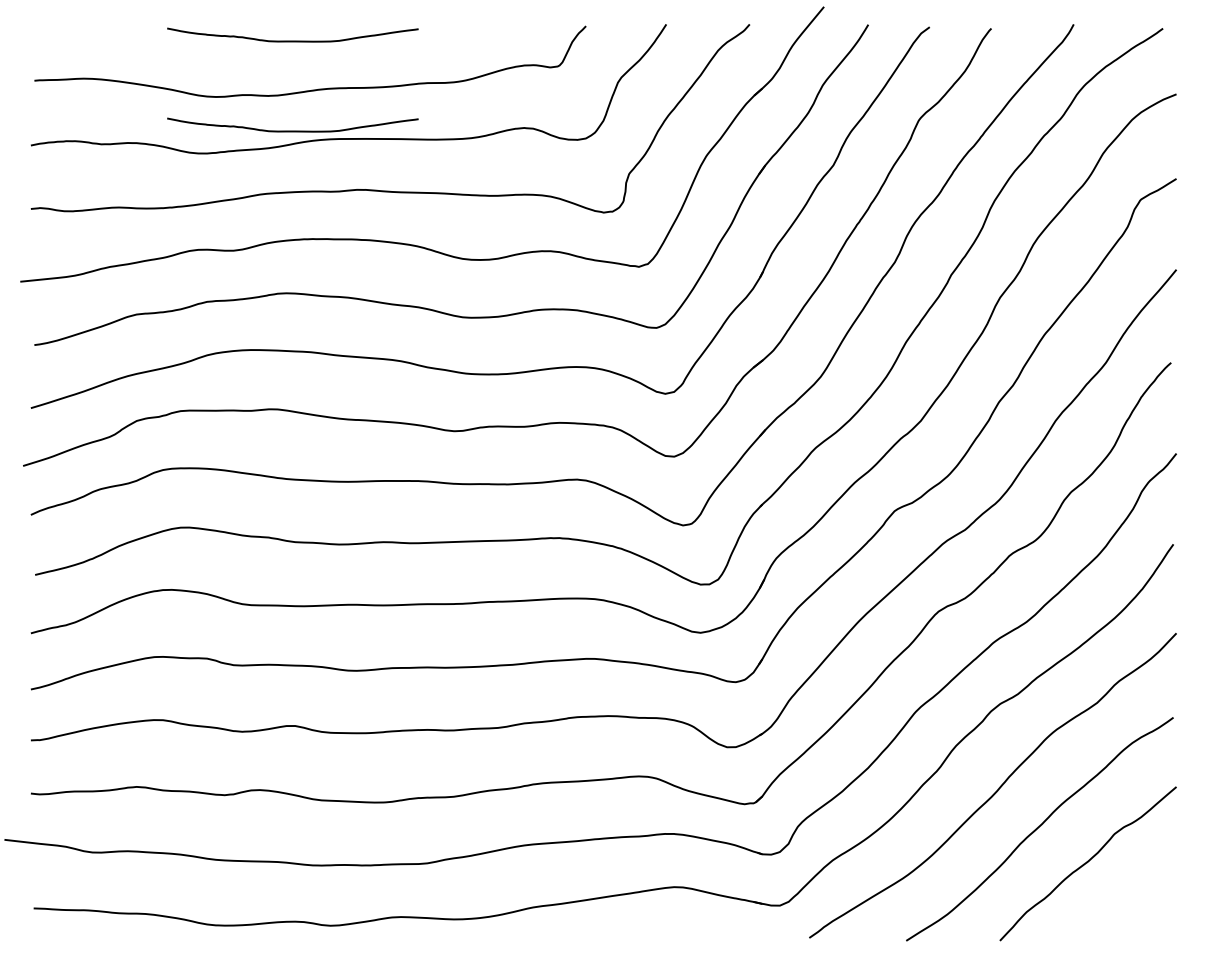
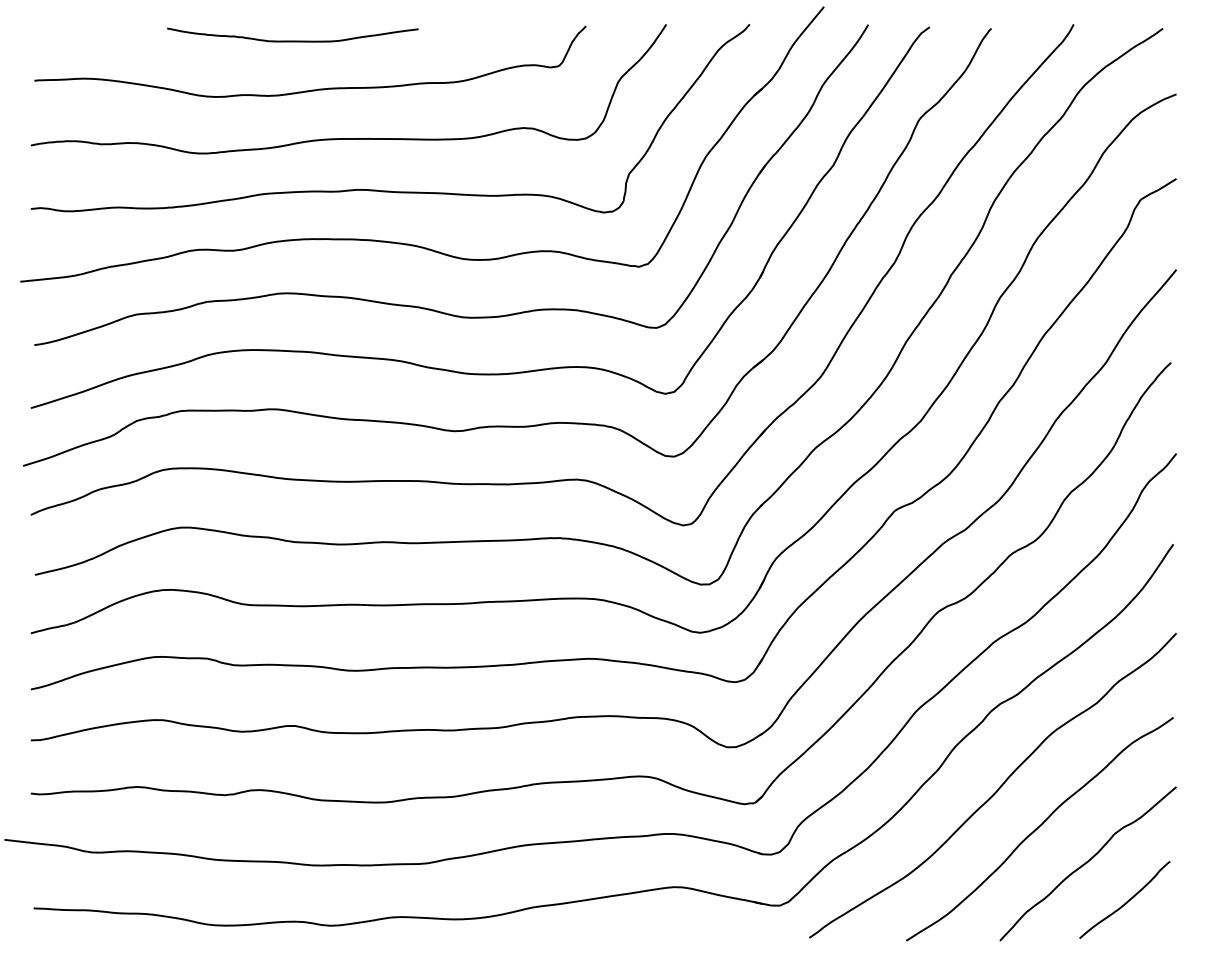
curve: present -> none (292, 130)
curve: none -> present (1126, 901)
